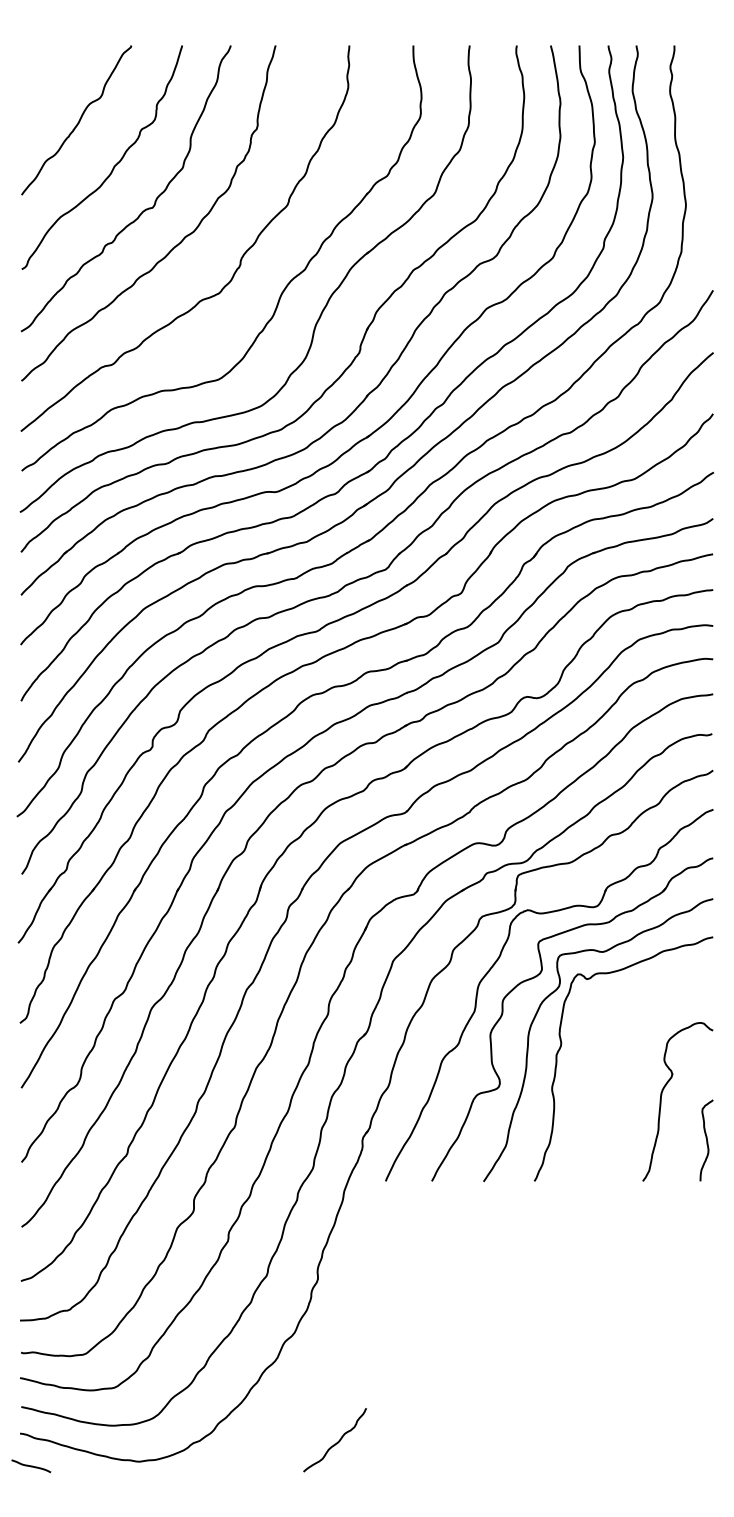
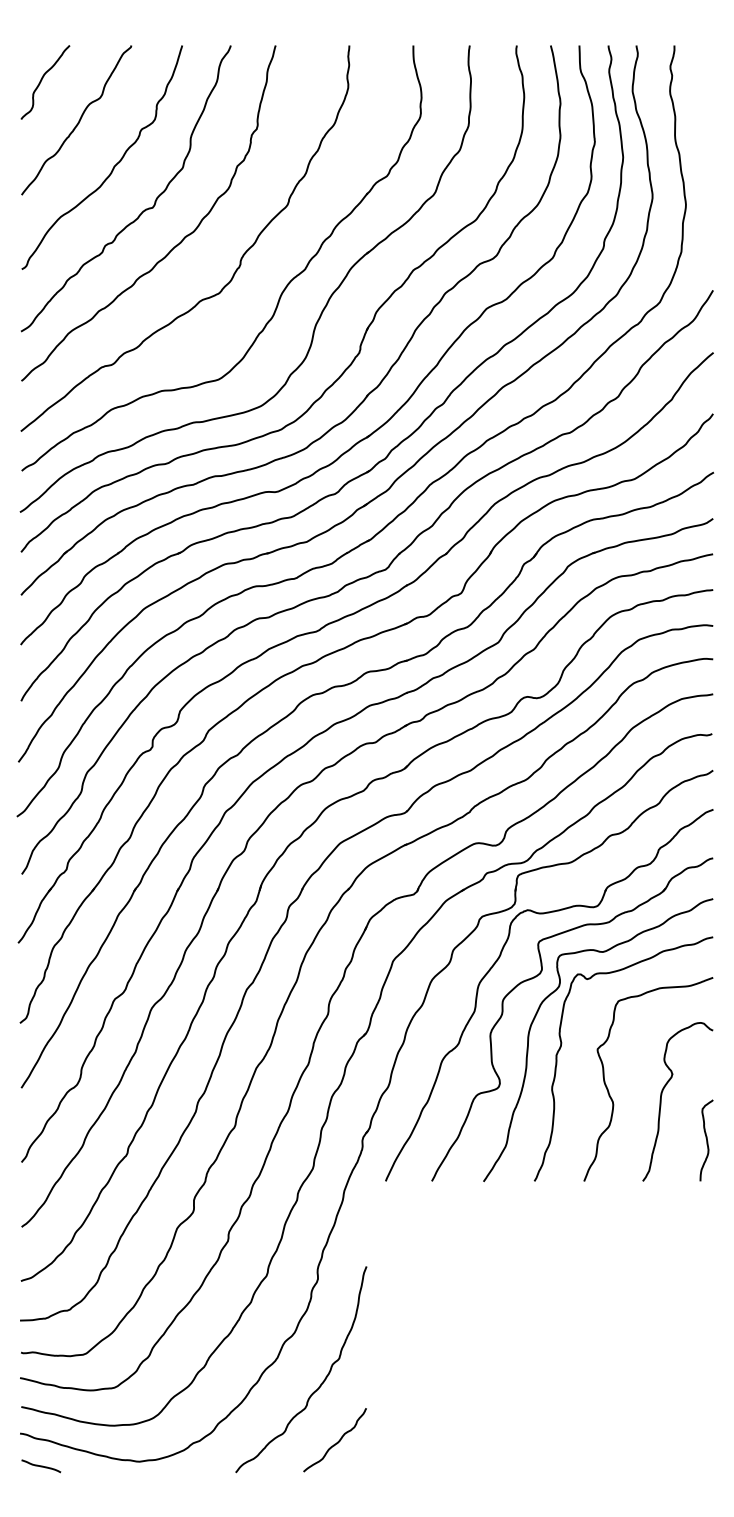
curve: none -> present (42, 80)
curve: none -> present (612, 1098)
curve: none -> present (321, 1382)
curve position: (31, 1466) -> (41, 1466) (41, 1466)
